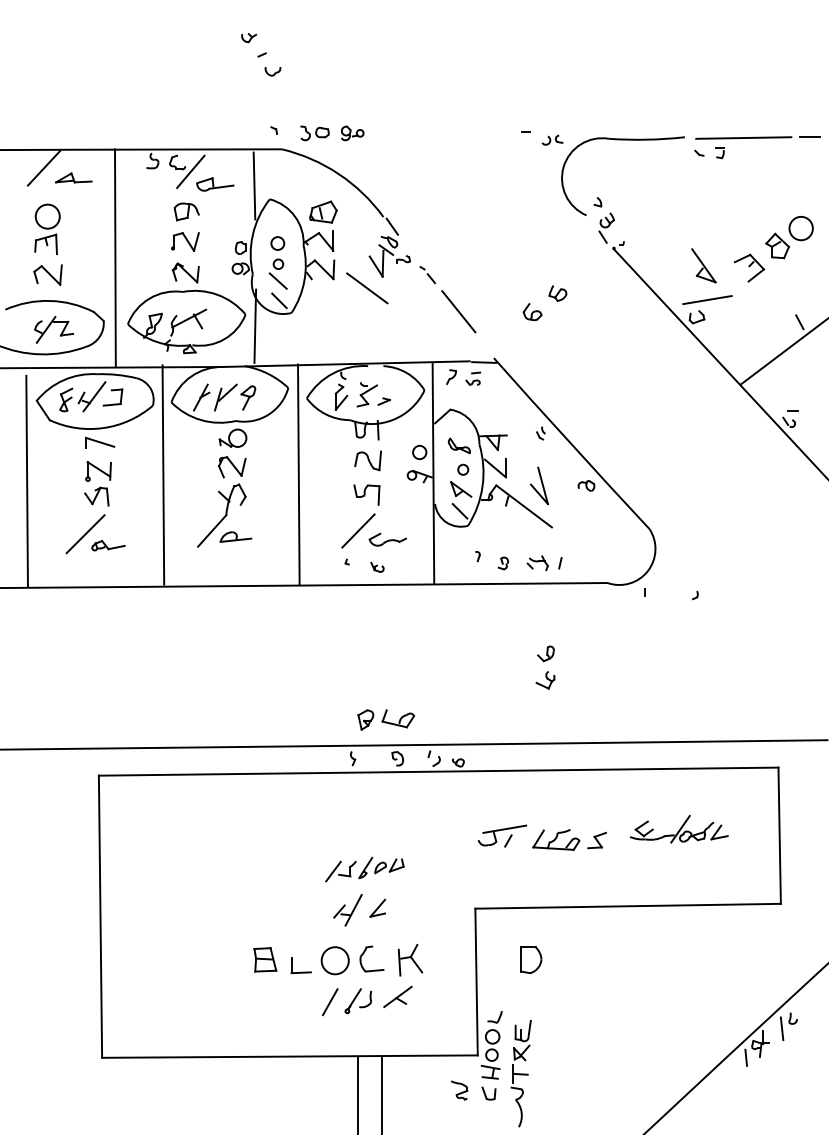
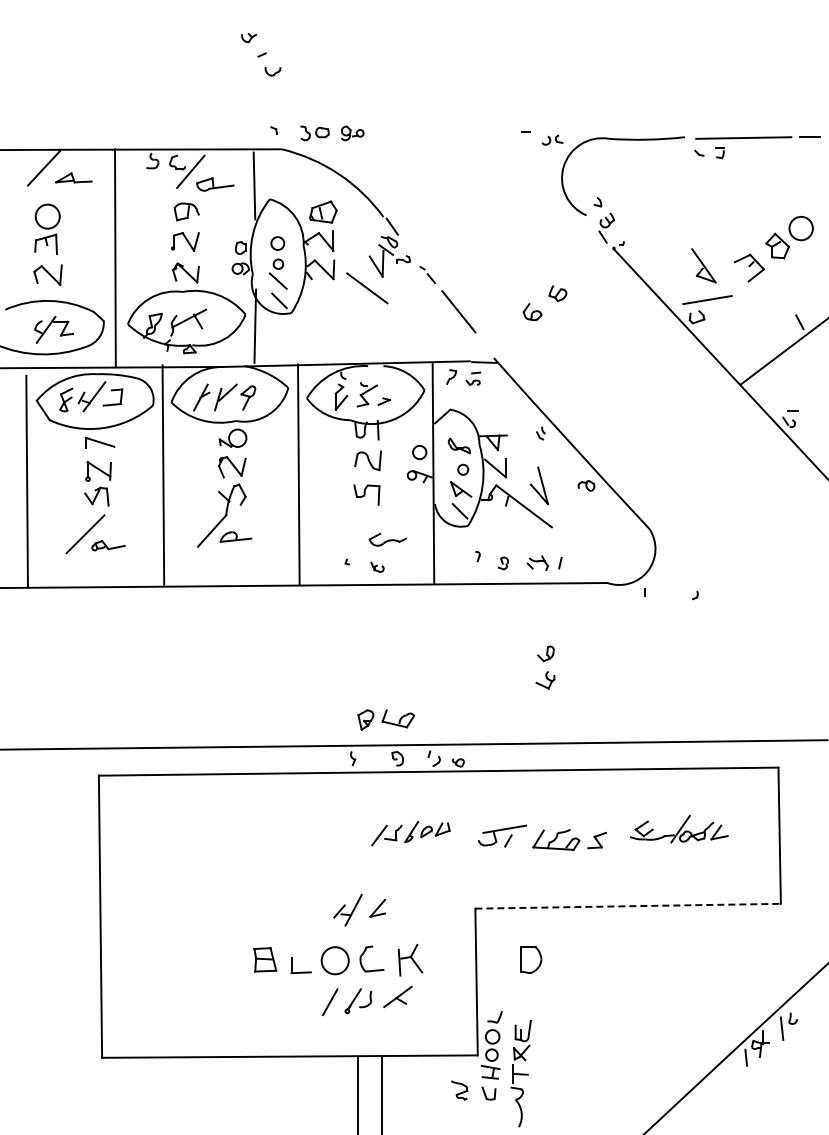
line: present -> none (358, 530)
part position: (364, 869) -> (410, 833) (410, 833)
line: solid -> dashed (628, 906)
